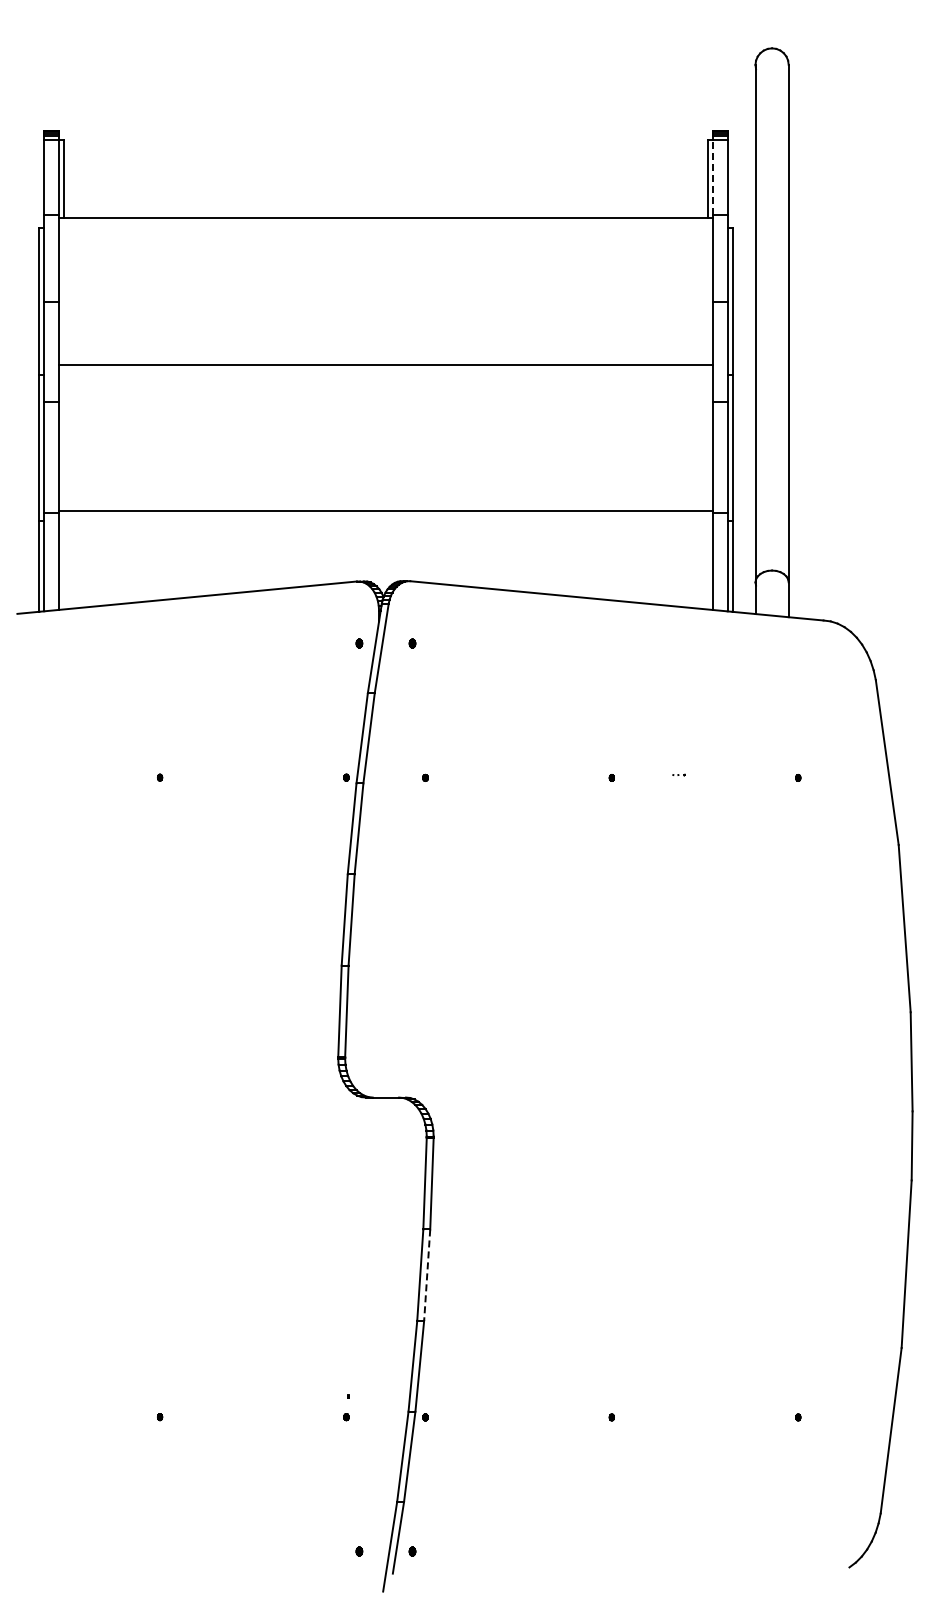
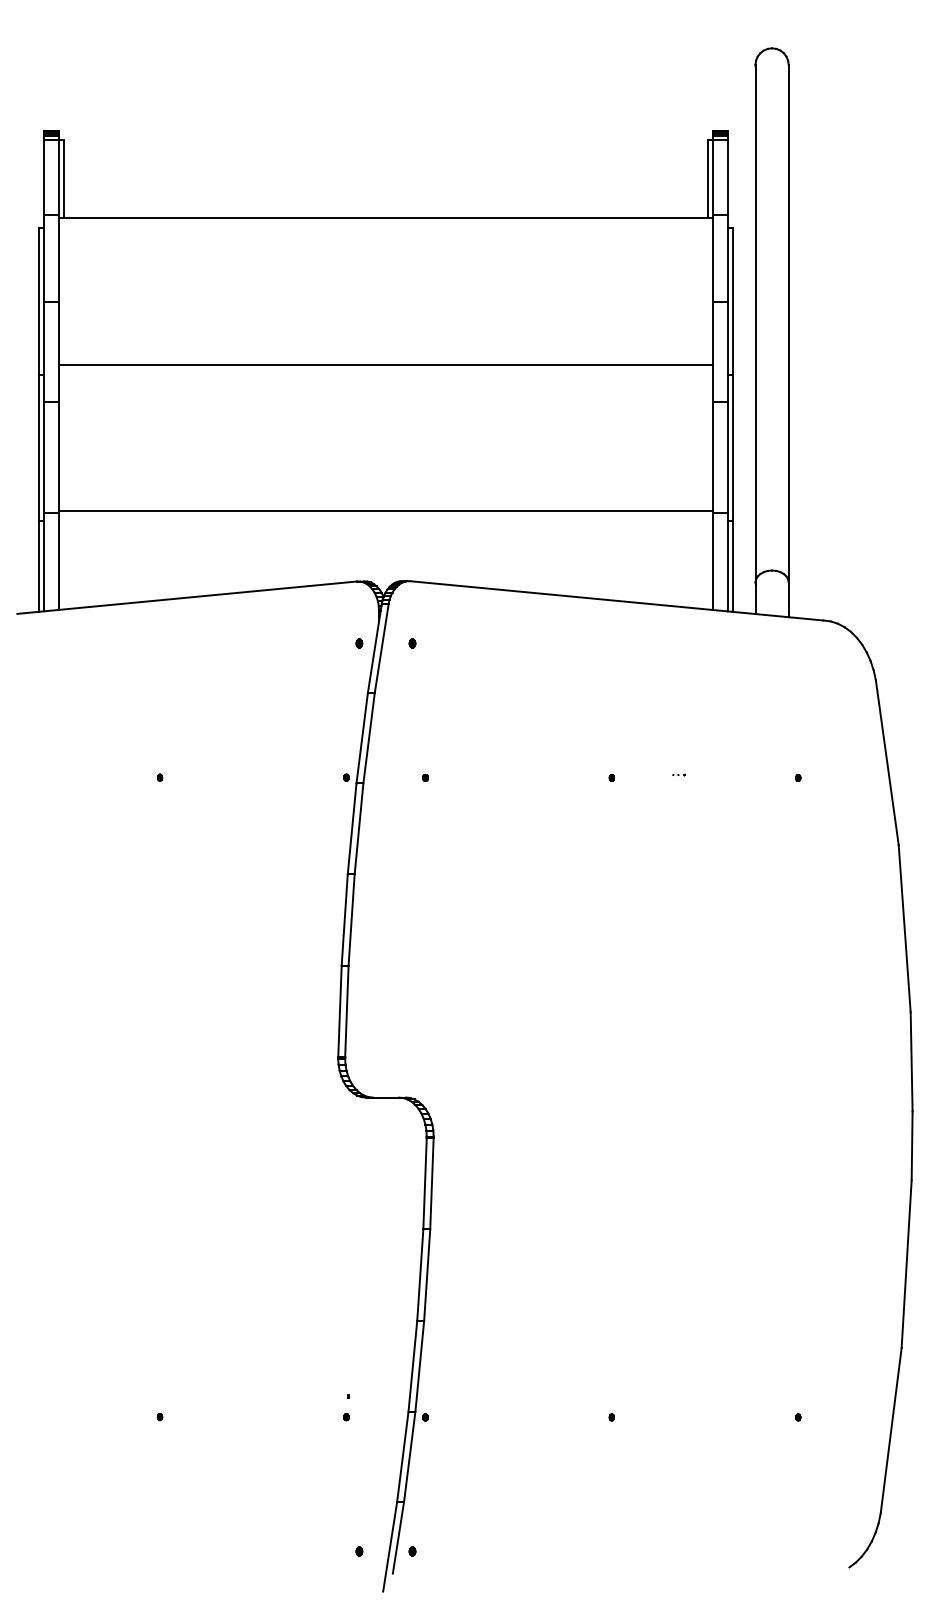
line: dashed -> solid (713, 176)
line: dashed -> solid (427, 1275)
